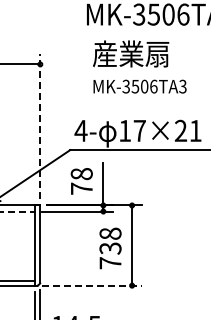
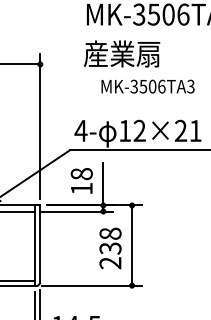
text position: (131, 53) -> (122, 53) (122, 53)
text position: (139, 86) -> (147, 86) (147, 86)
line: dashed -> solid (40, 126)
text: 17×21 -> 12×21 (139, 130)
text: 78 -> 18 (81, 188)
line: dashed -> solid (18, 211)
text: 738 -> 238 (110, 263)
line: dashed -> solid (92, 285)
